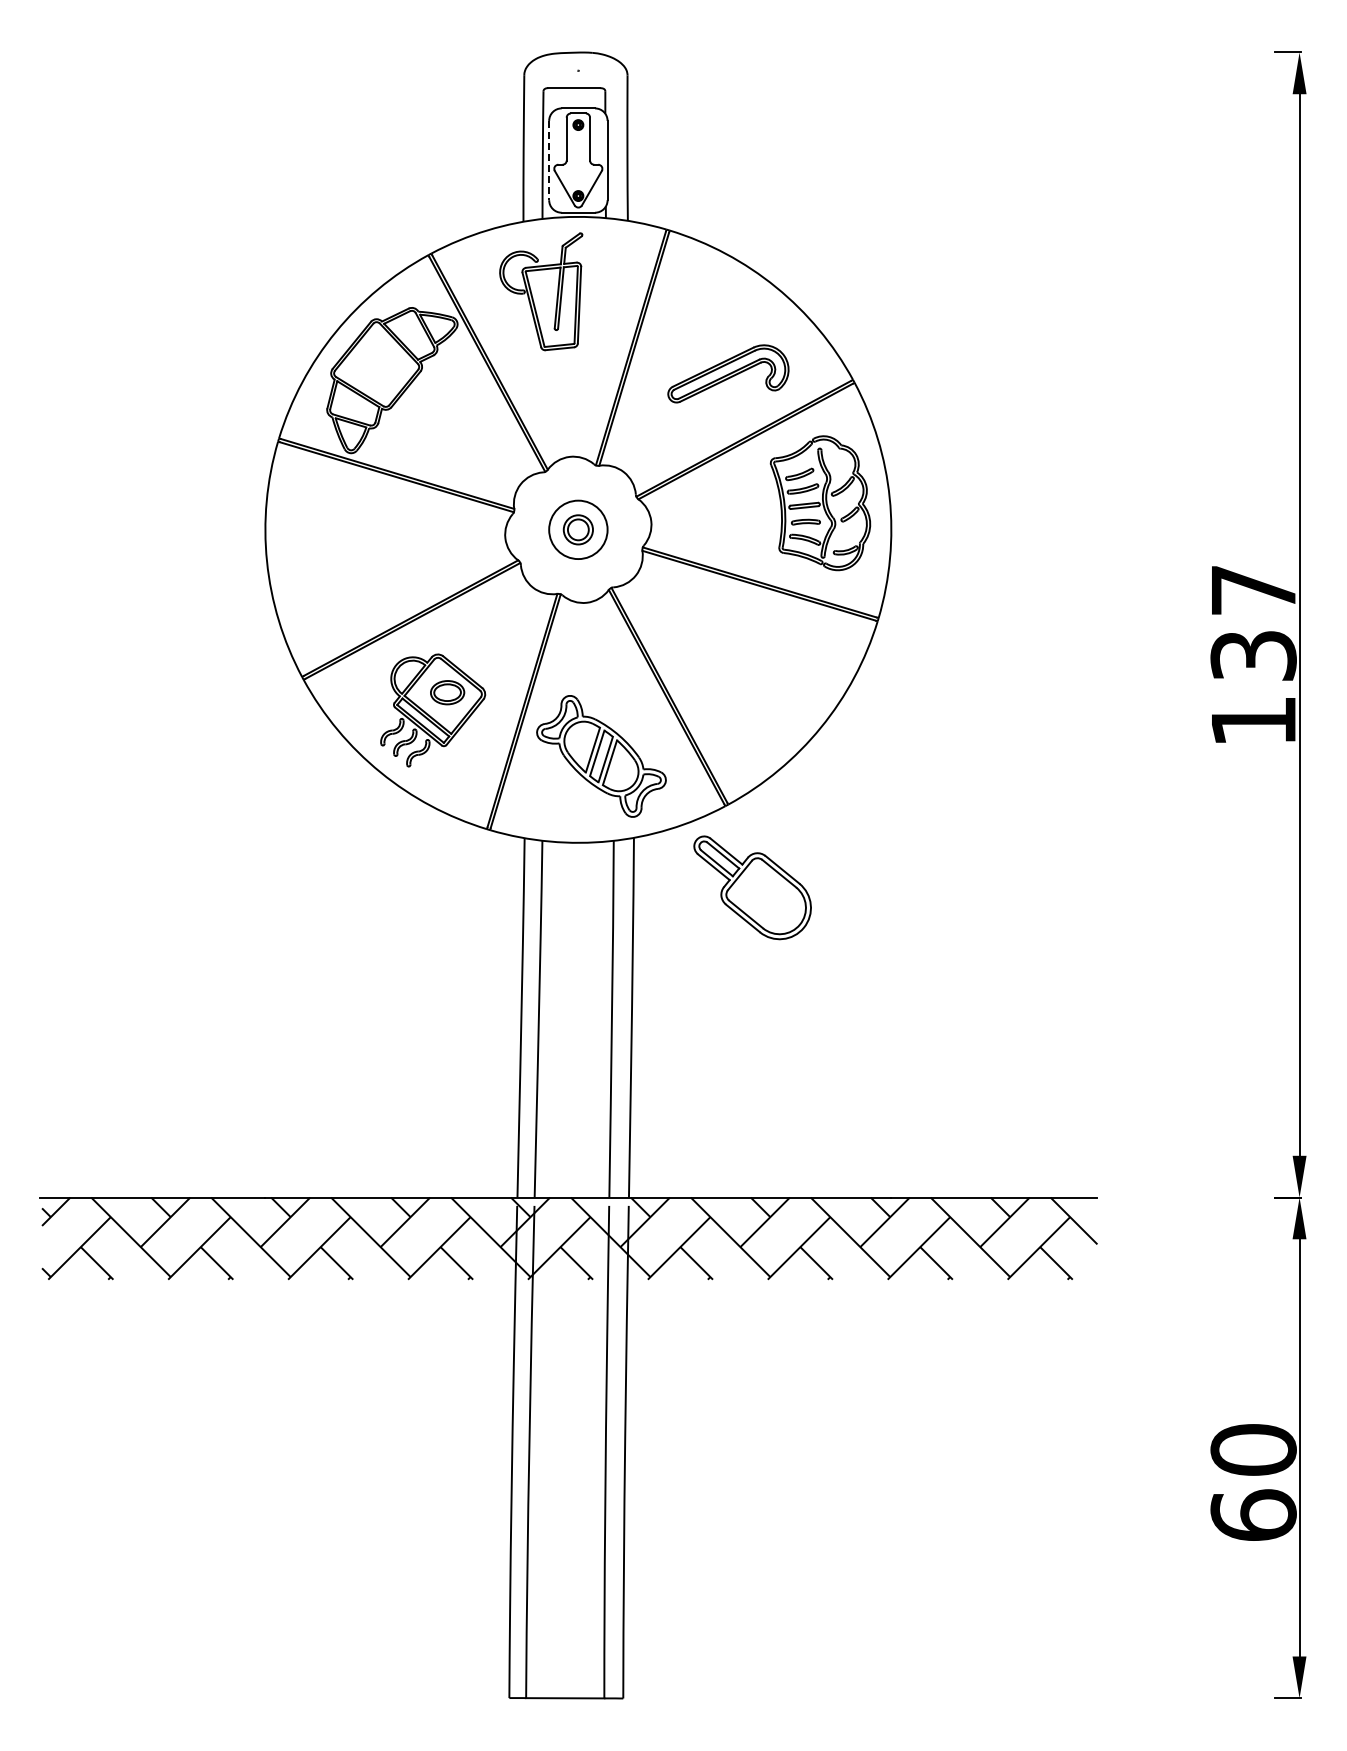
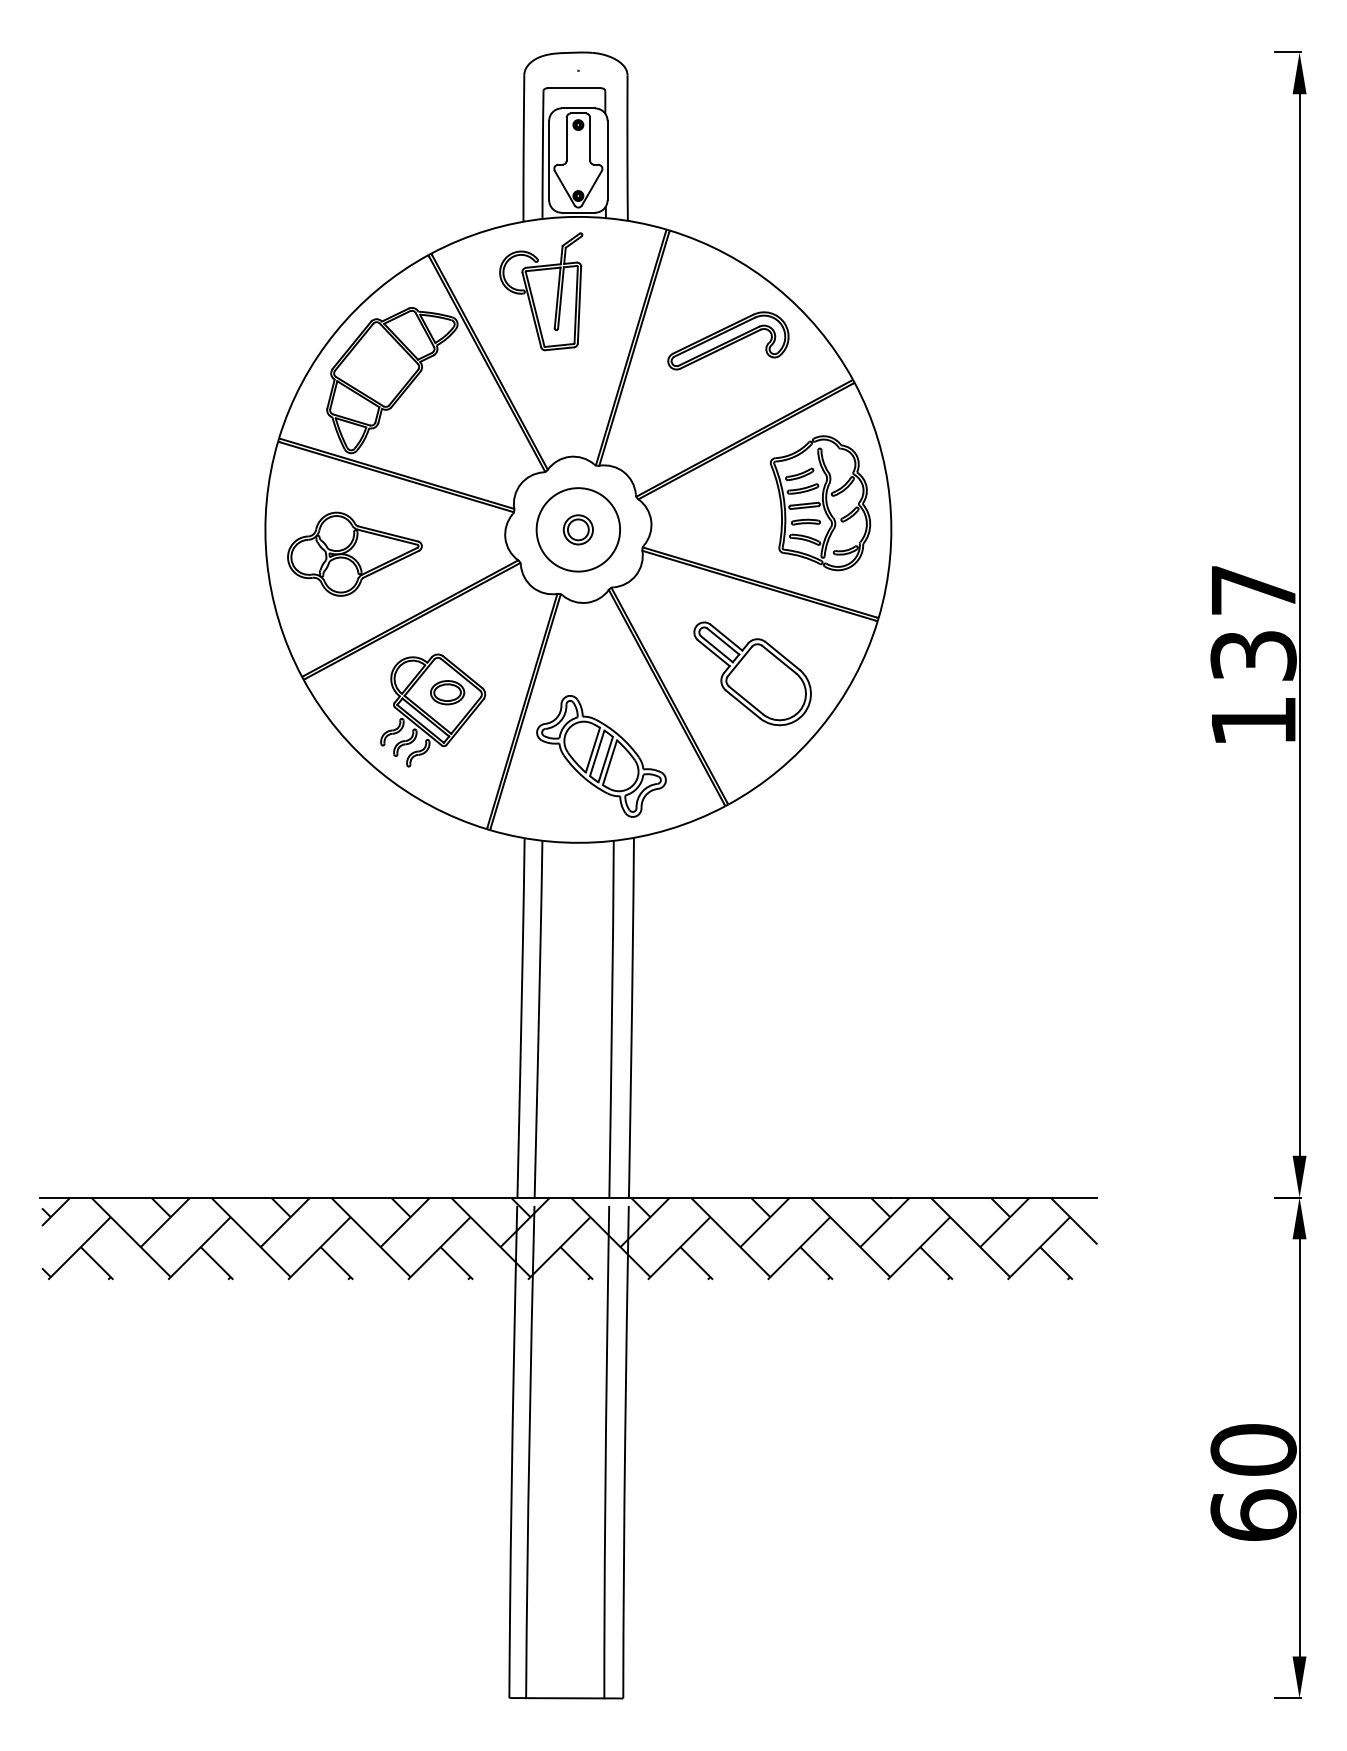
line: dashed -> solid (549, 160)
part position: (728, 373) -> (728, 340) (728, 340)
circle diameter: 58 px -> 83 px (578, 529)
part: none -> present (354, 553)
part position: (752, 887) -> (752, 673) (752, 673)
